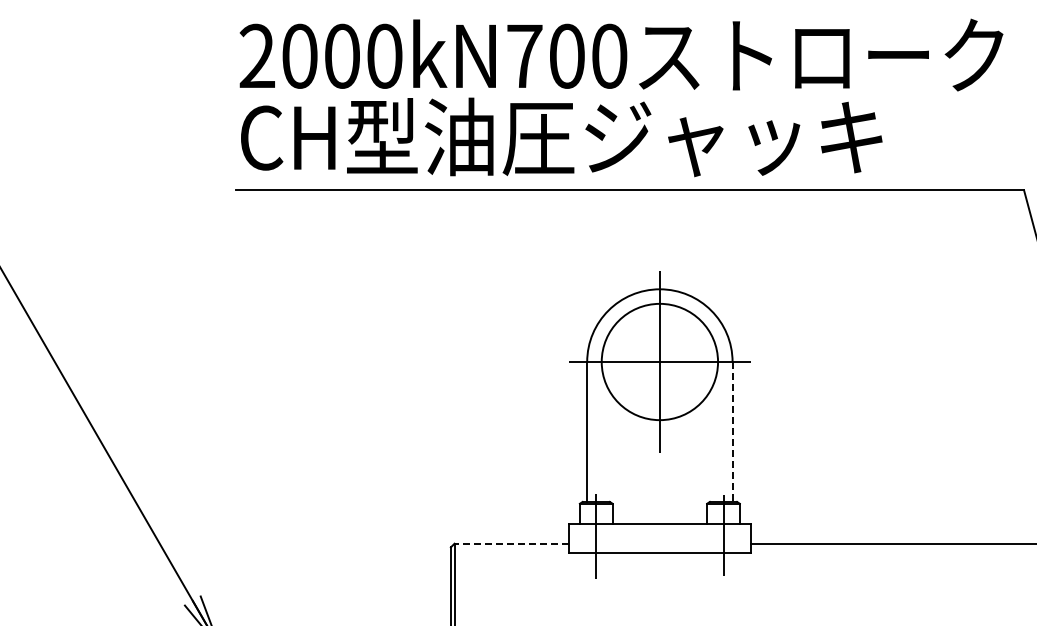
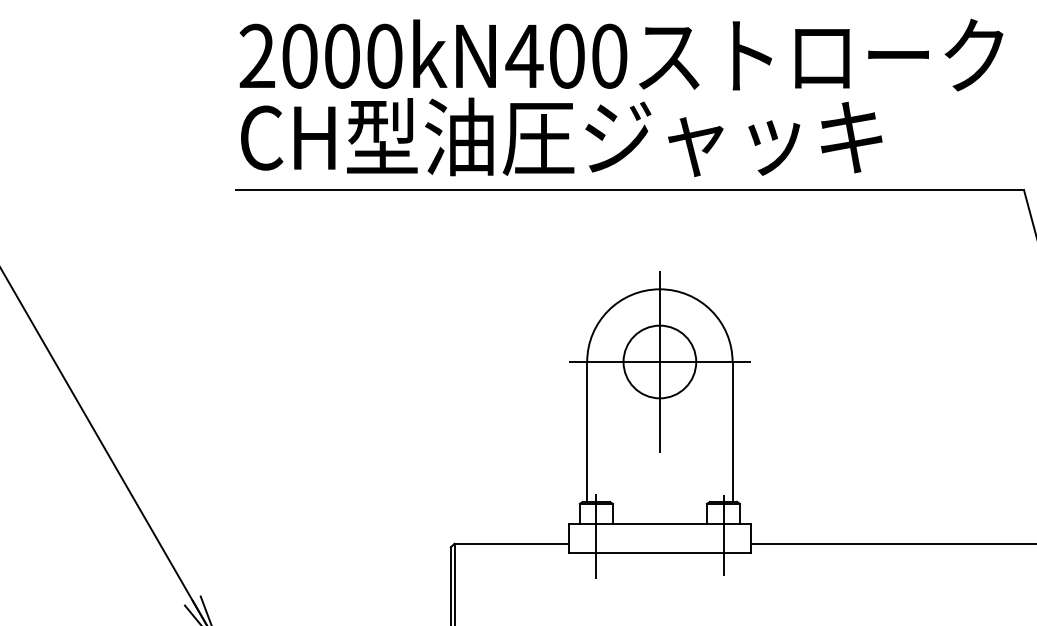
text: 2000kN700 -> 2000kN400 (524, 55)
circle diameter: 116 px -> 73 px (659, 361)
line: dashed -> solid (732, 431)
line: dashed -> solid (511, 543)
